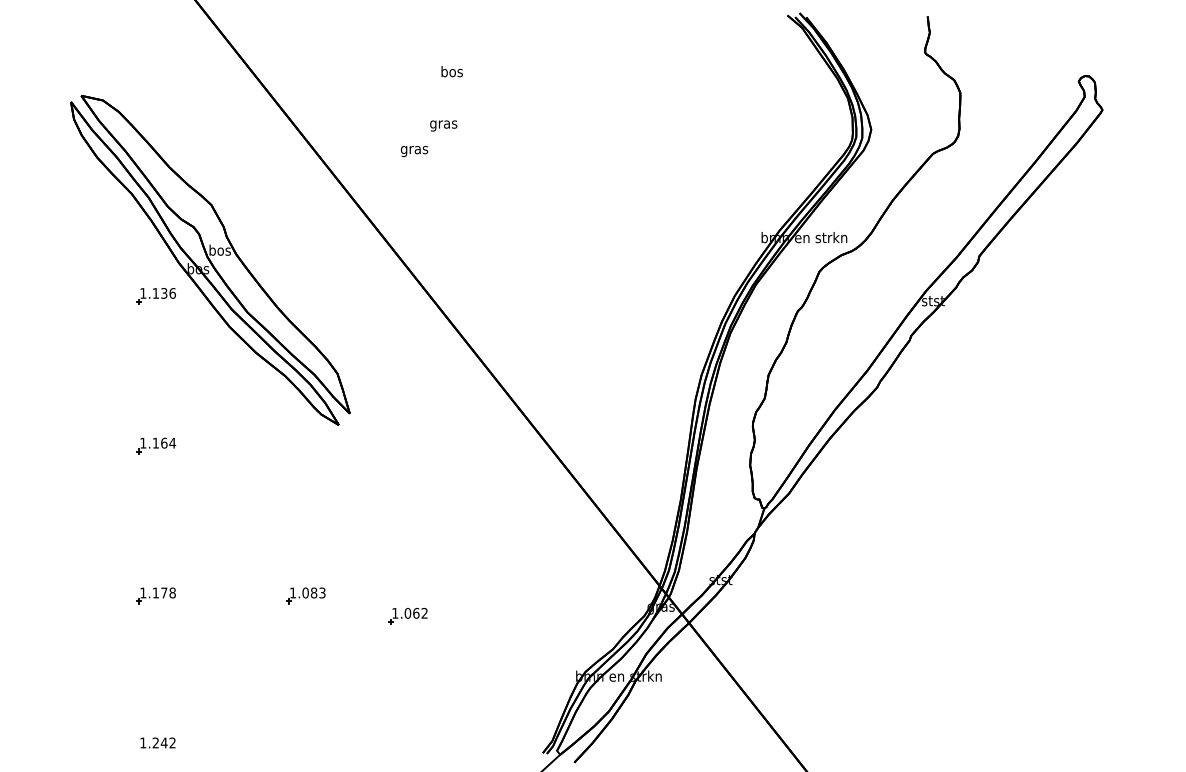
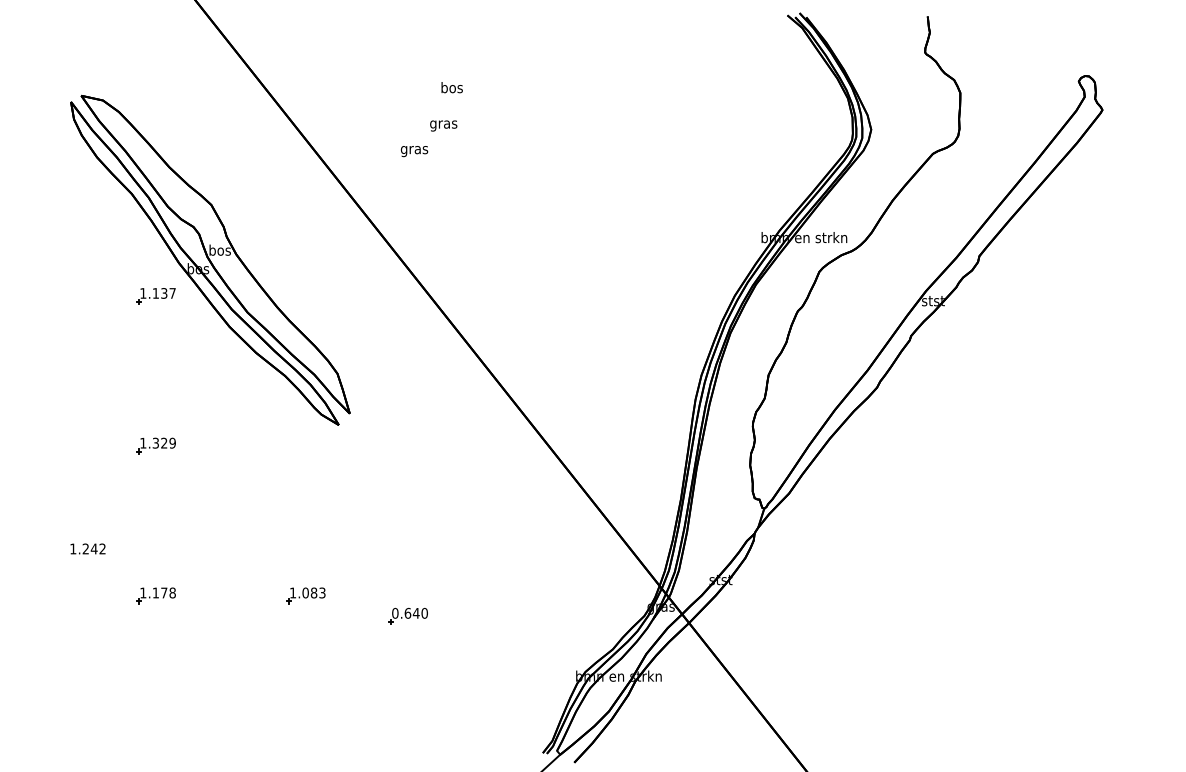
text position: (451, 71) -> (451, 87) (451, 87)
text: 1.136 -> 1.137 (172, 293)
text: 1.164 -> 1.329 (164, 442)
text: 1.062 -> 0.640 (409, 612)
text position: (157, 742) -> (87, 548) (87, 548)
